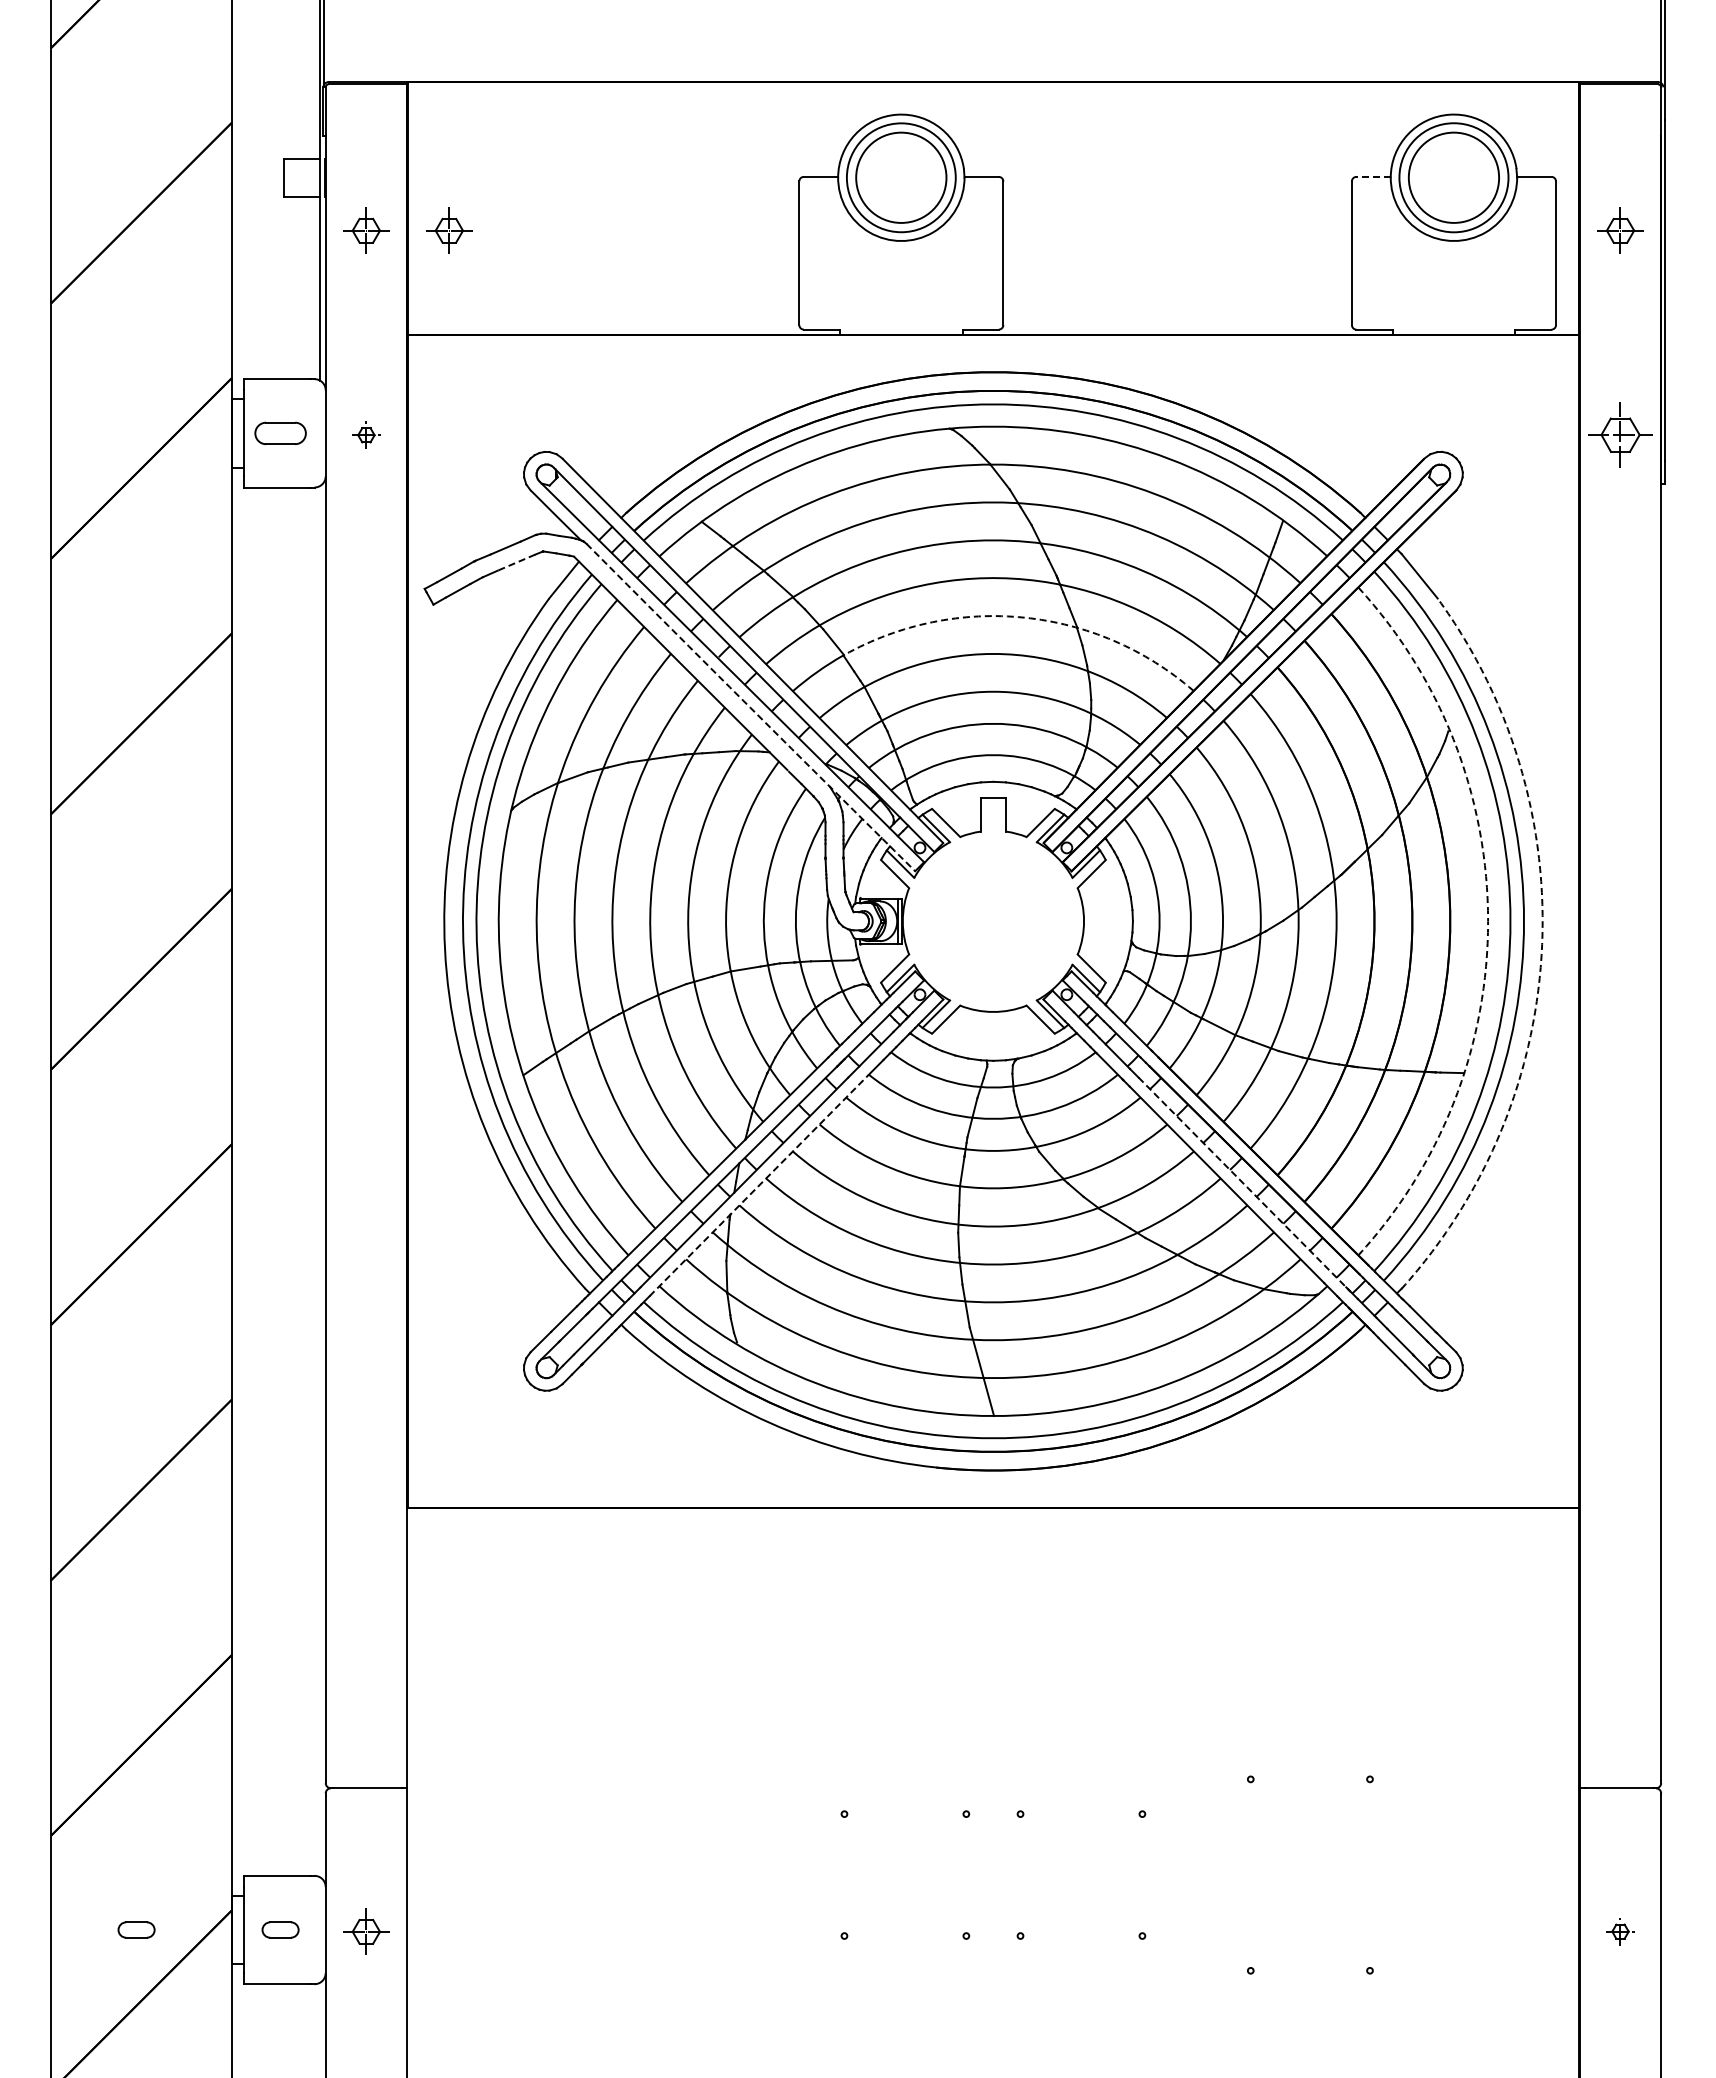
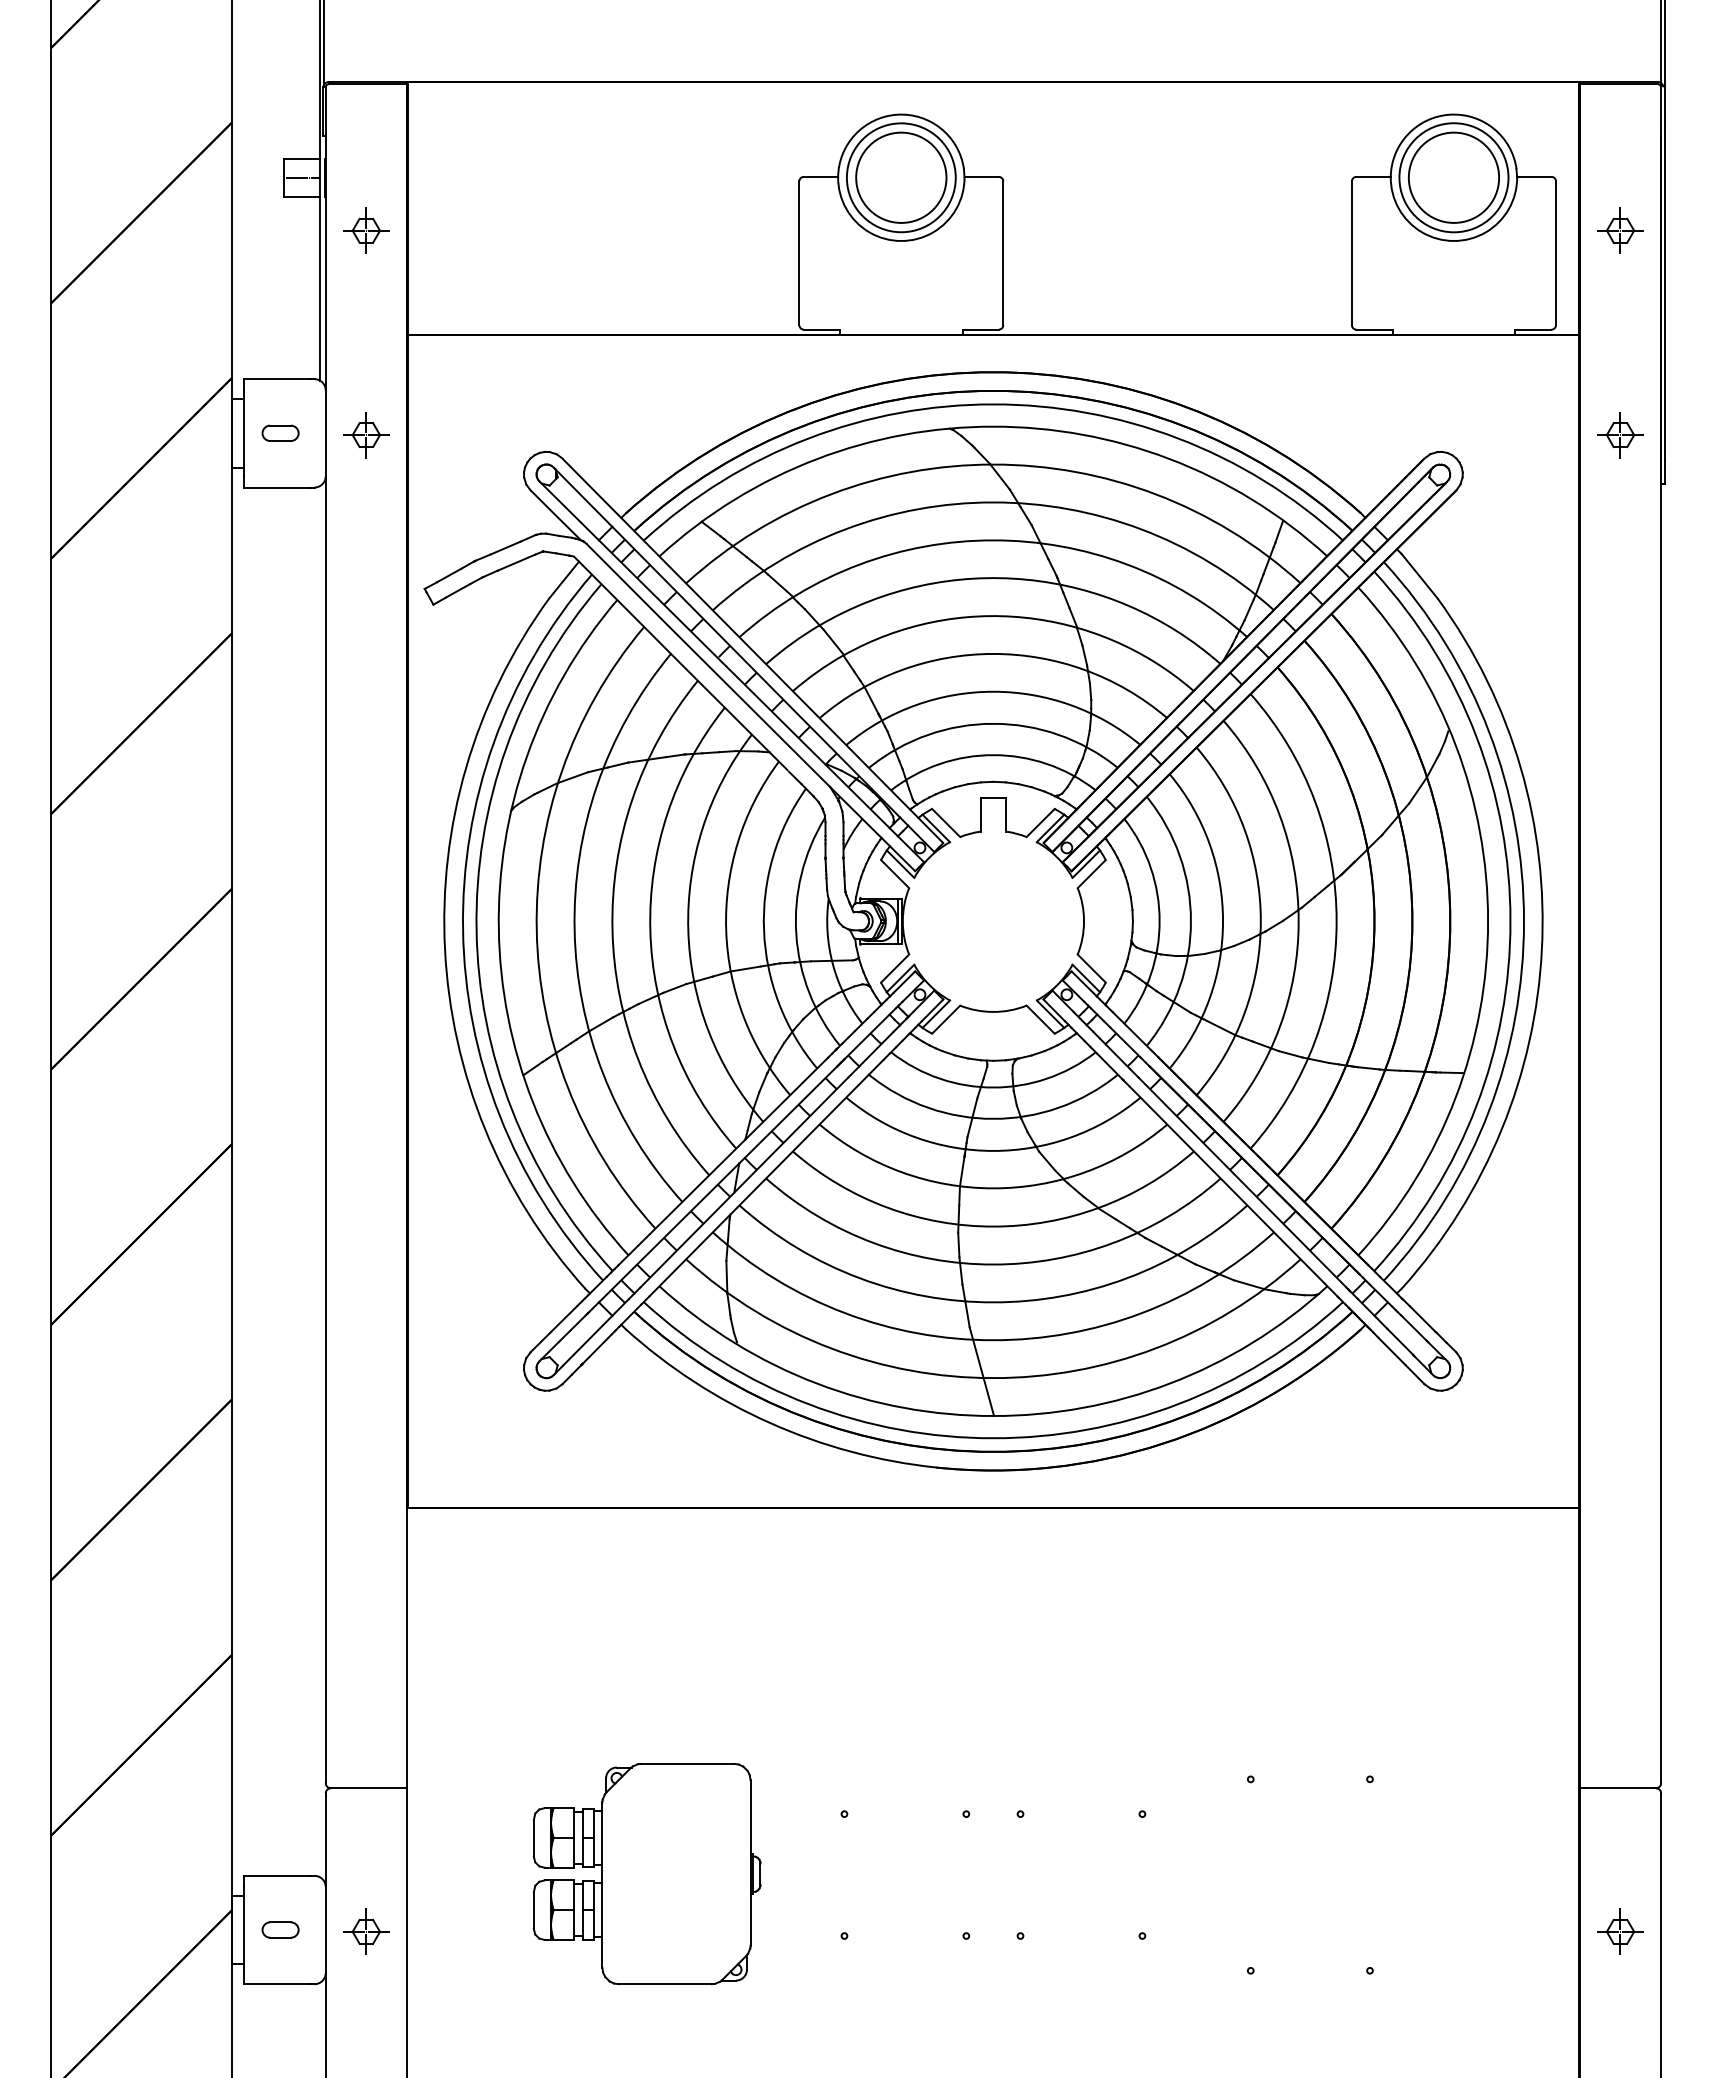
line: dashed -> solid (1373, 176)
line: none -> present (303, 177)
part: present -> none (449, 230)
part size: 53x25 px -> 39x18 px (280, 432)
part size: 29x28 px -> 47x47 px (366, 435)
part size: 65x66 px -> 47x47 px (1620, 435)
line: dashed -> solid (516, 562)
arc: dashed -> solid (1024, 617)
arc: dashed -> solid (750, 707)
arc: dashed -> solid (1488, 921)
arc: dashed -> solid (1541, 950)
line: dashed -> solid (1242, 1182)
line: dashed -> solid (759, 1185)
part: none -> present (646, 1874)
part: present -> none (136, 1929)
part size: 29x28 px -> 47x47 px (1620, 1931)
